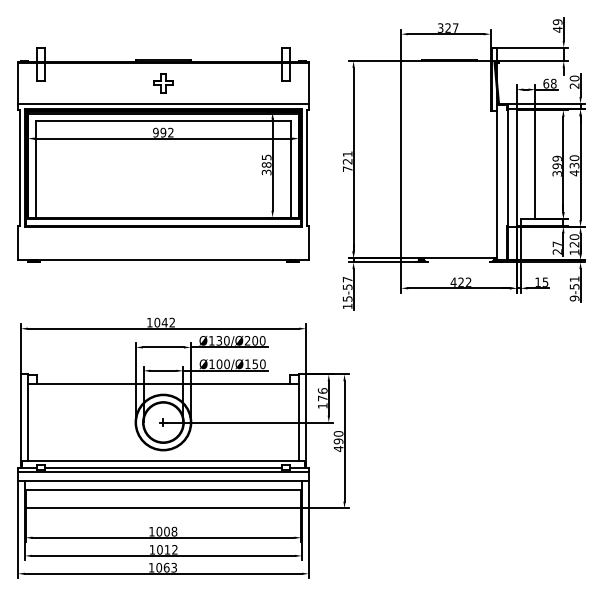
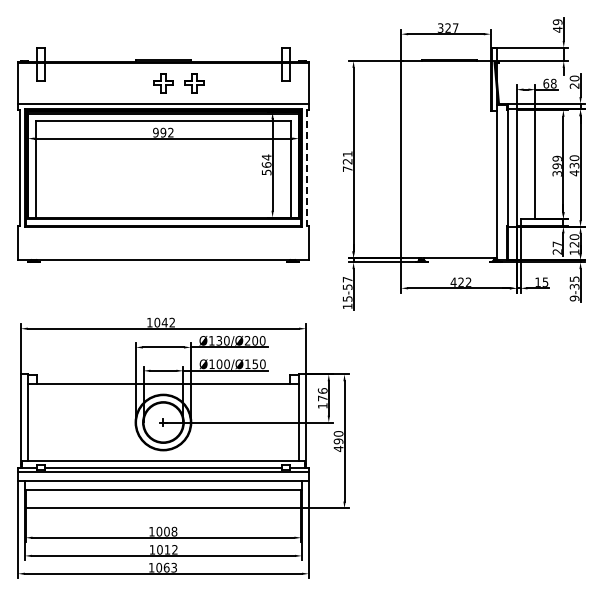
part: none -> present (194, 83)
text: 385 -> 564 (266, 164)
line: solid -> dashed (306, 168)
text: 9-51 -> 9-35 (574, 282)
